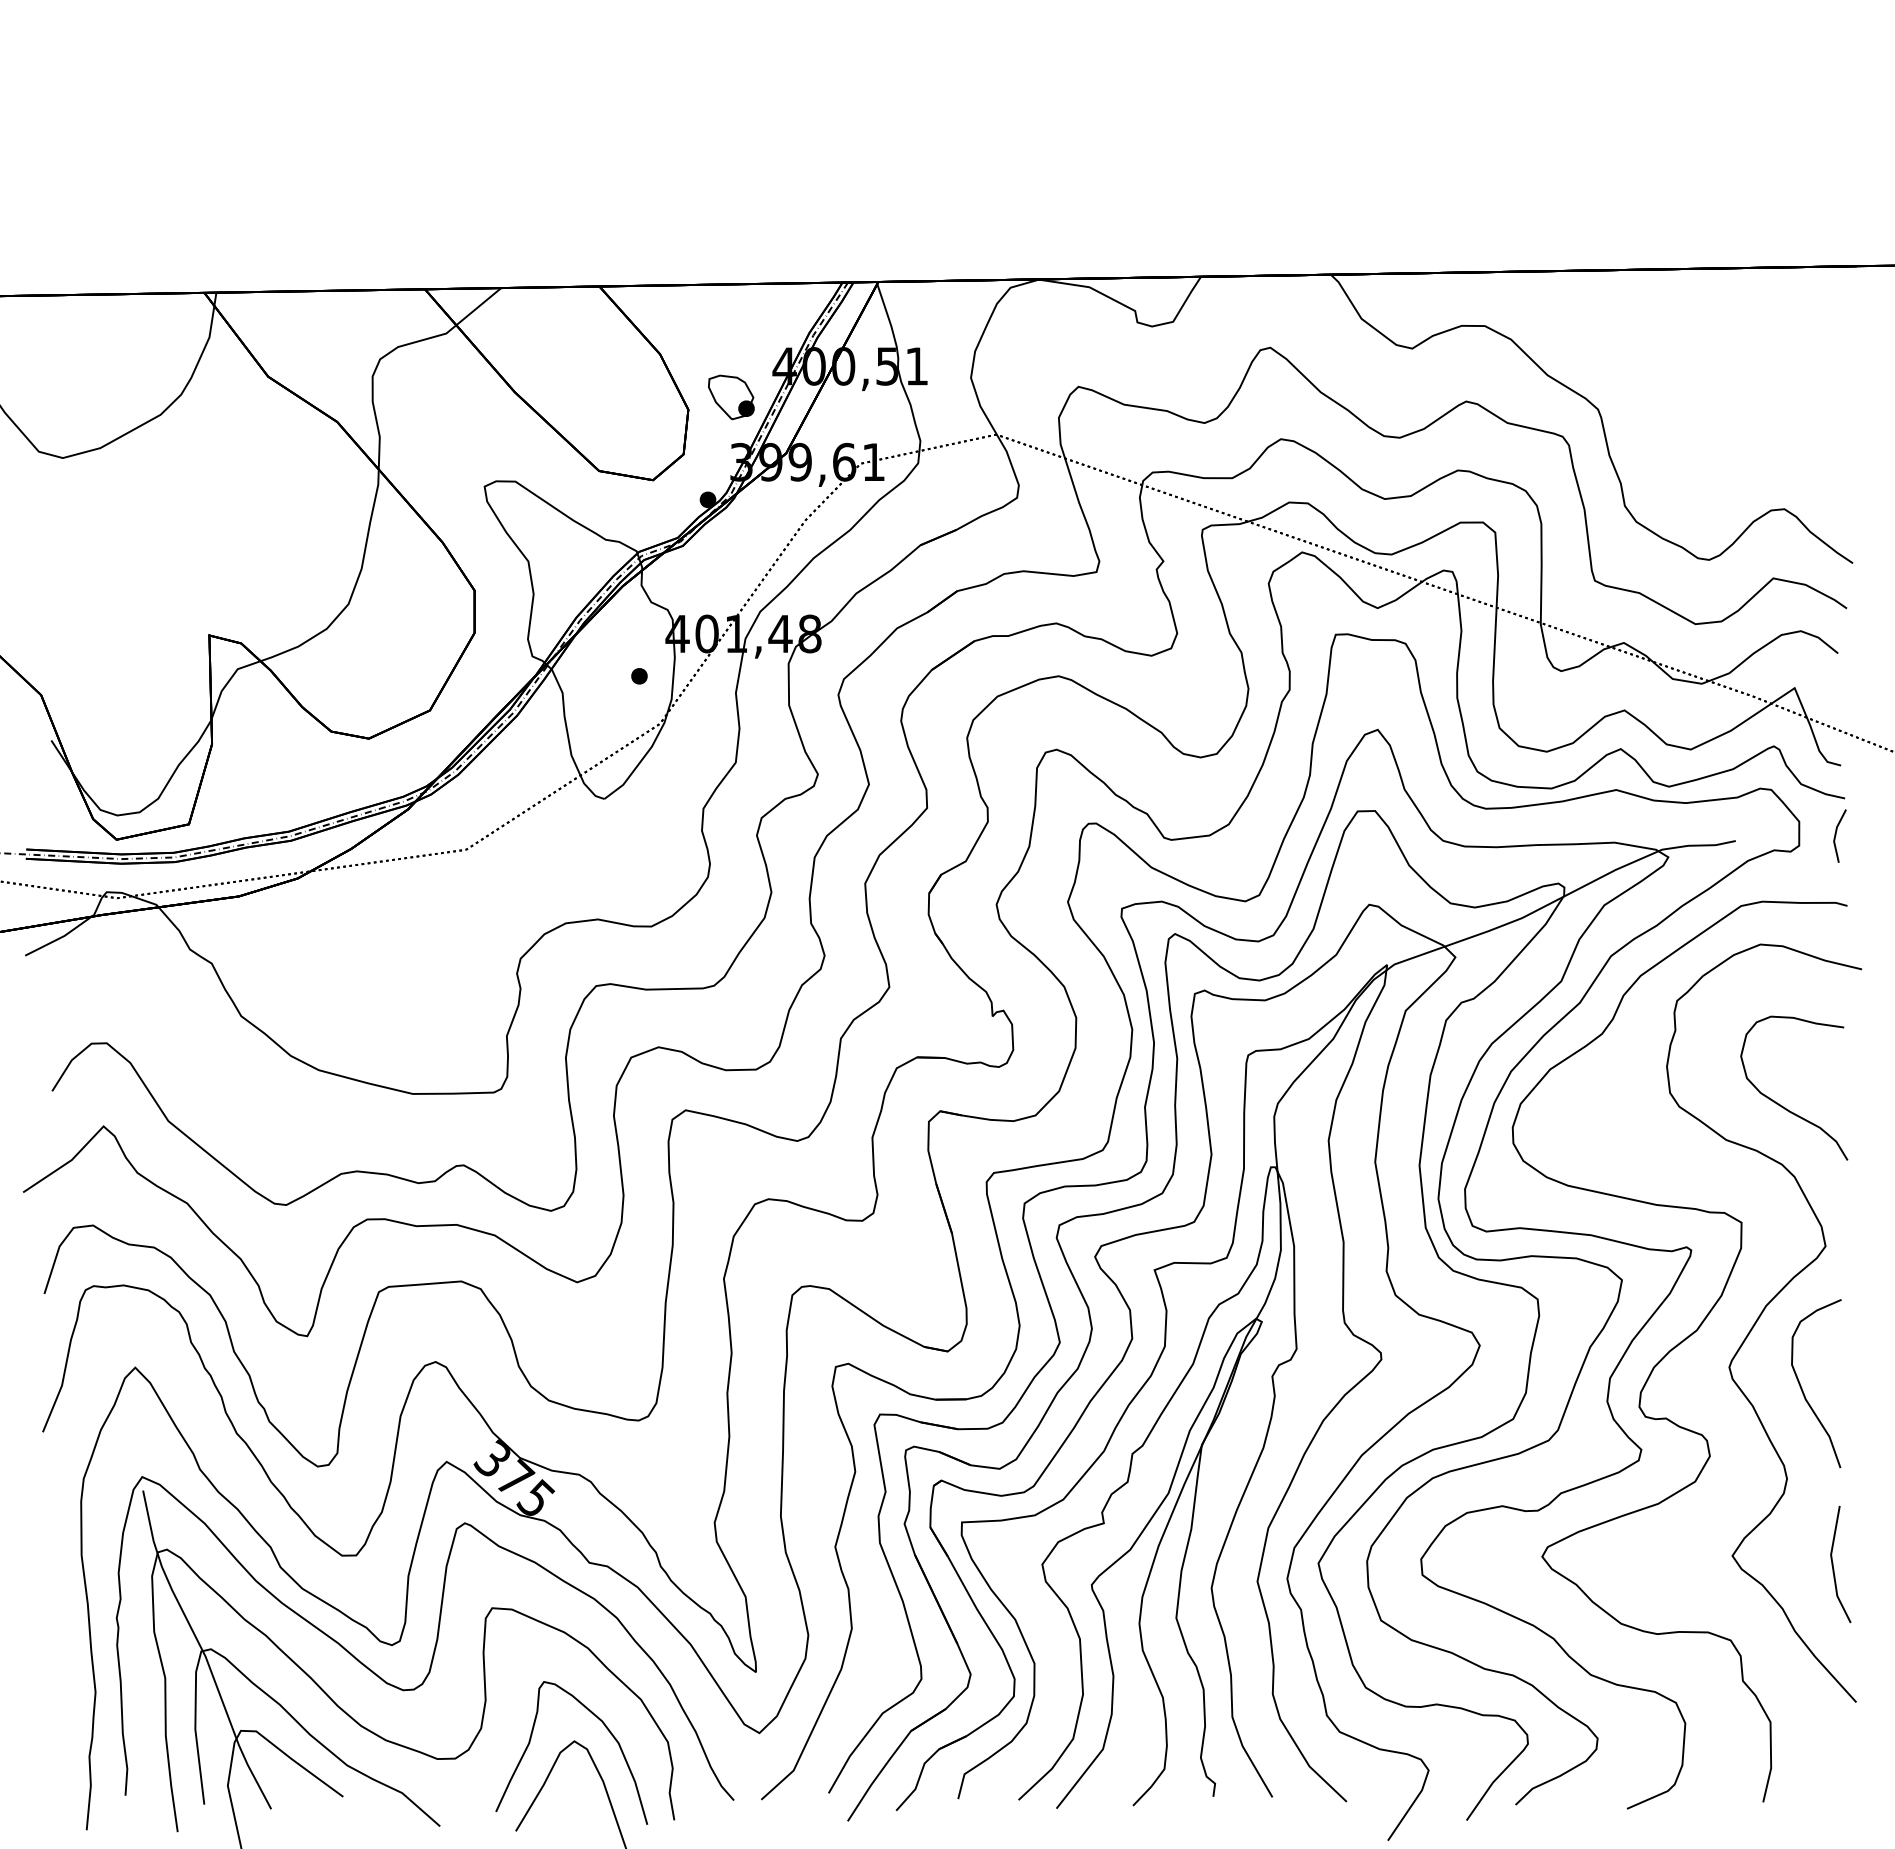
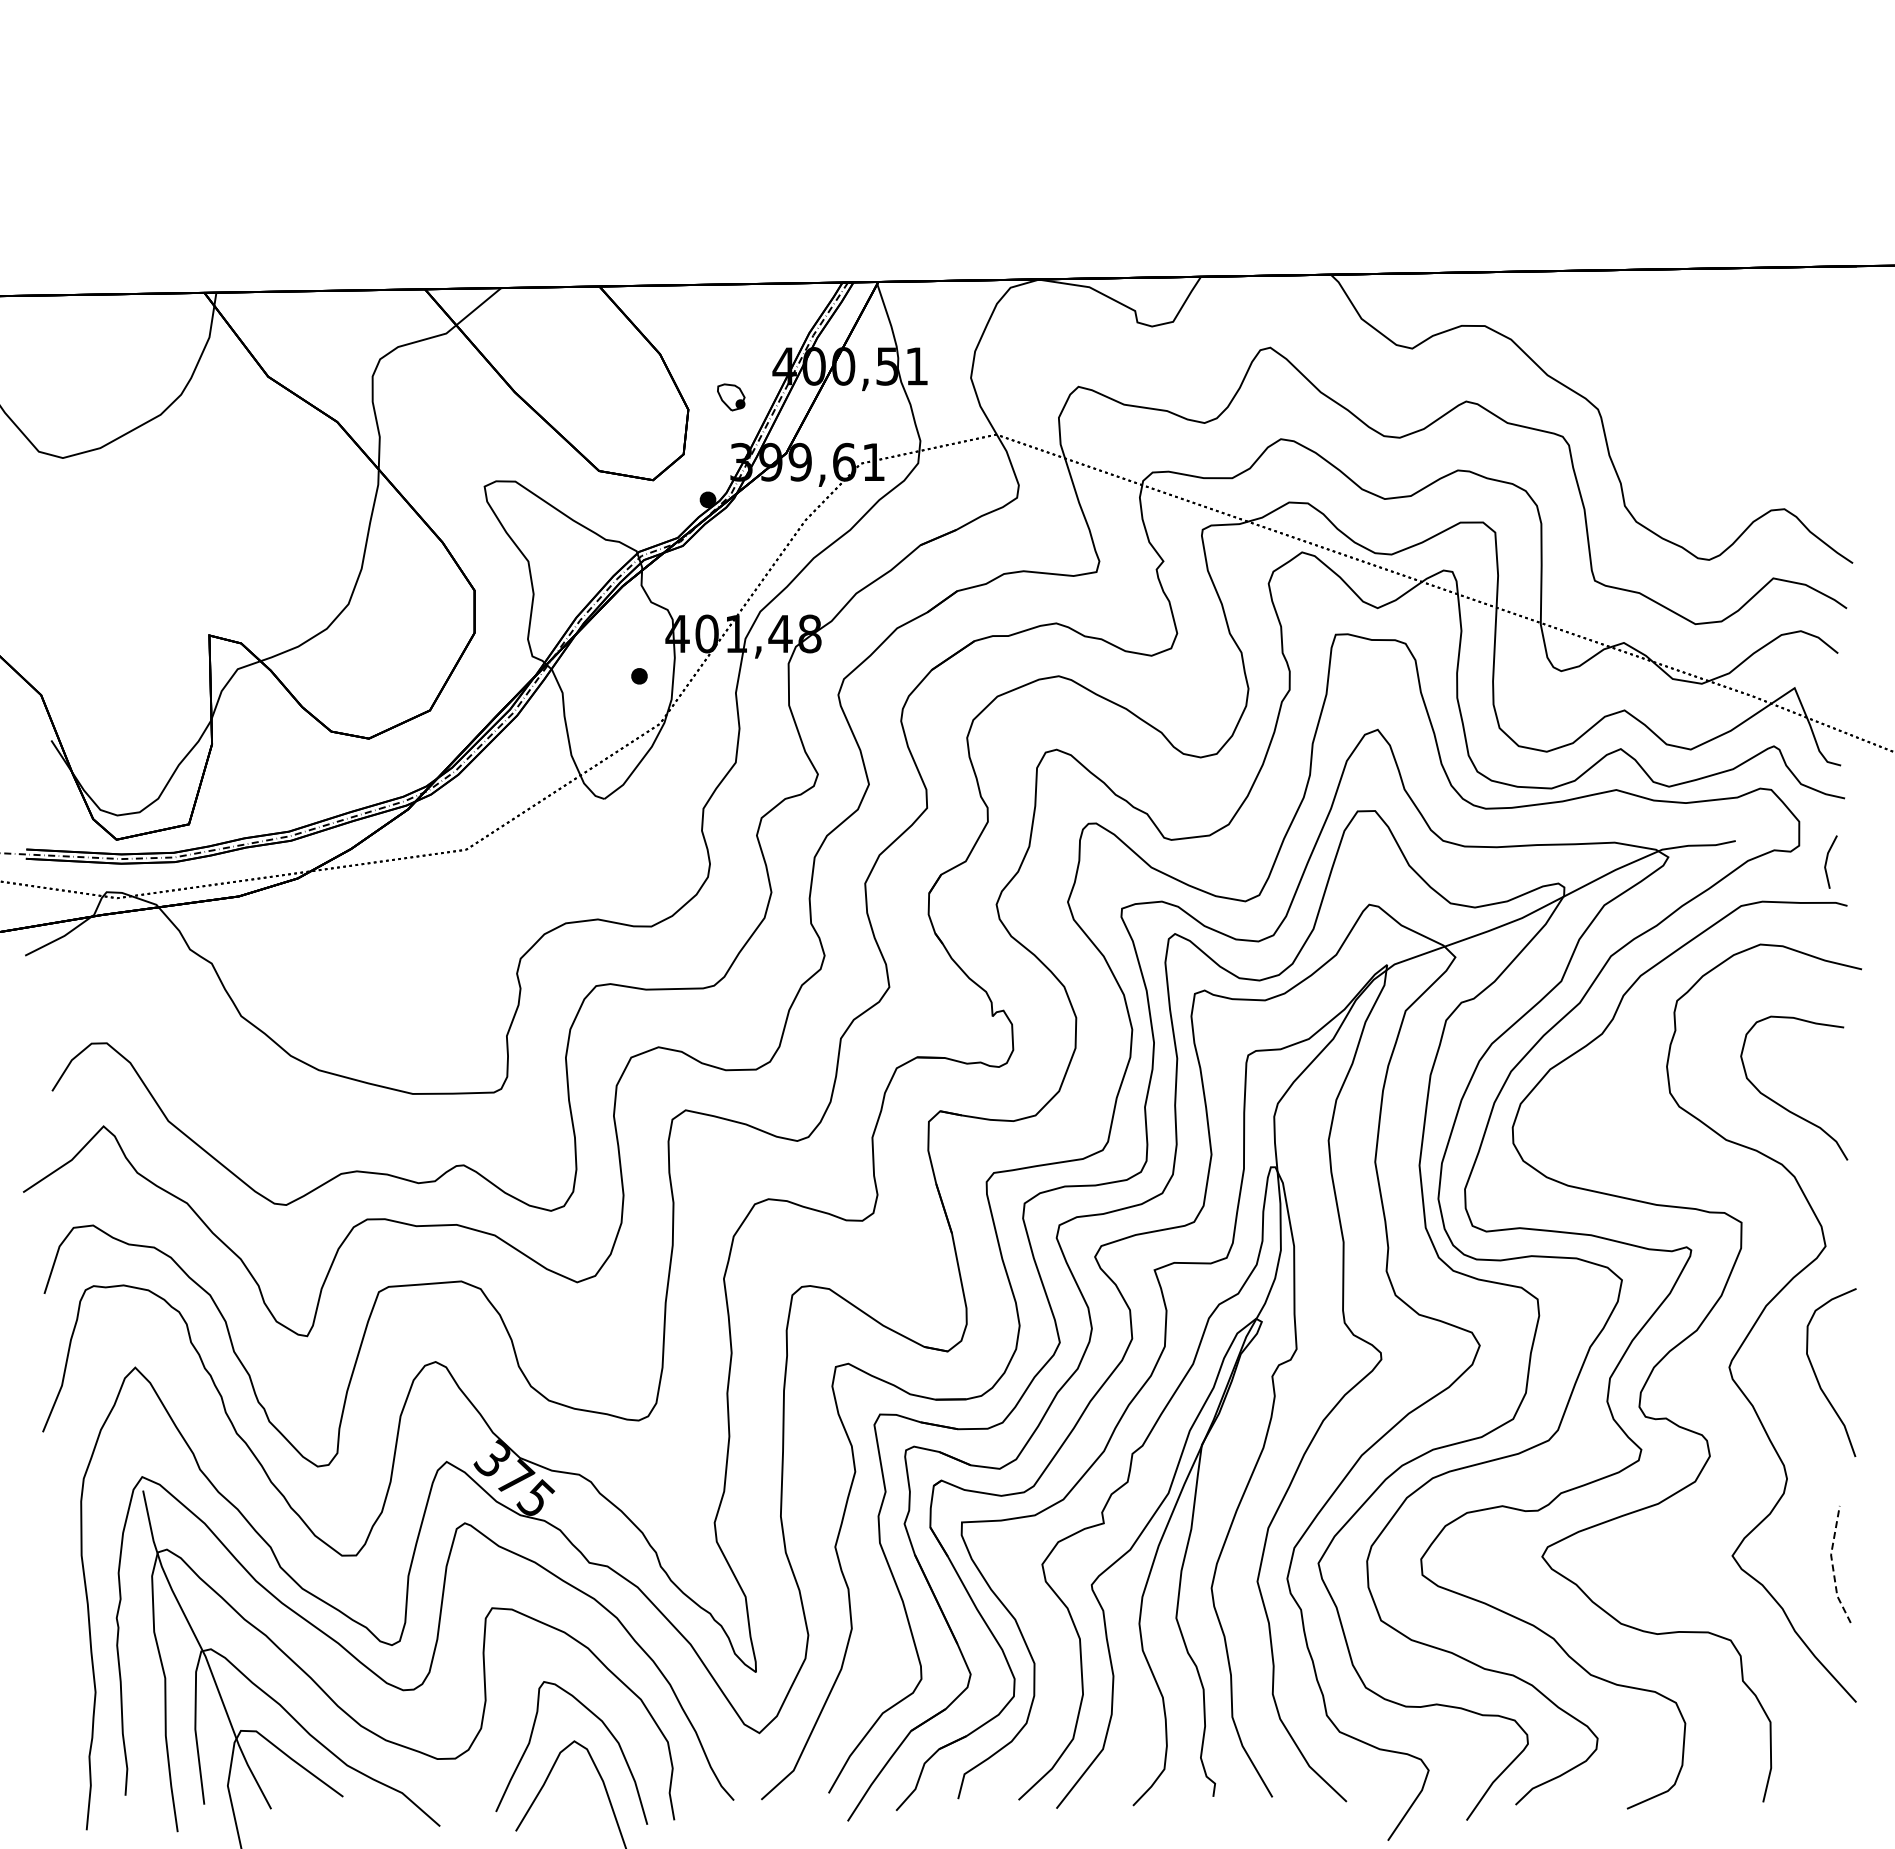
part size: 47x47 px -> 29x29 px (731, 397)
line position: (1836, 835) -> (1827, 861) (1827, 861)
curve position: (1803, 1390) -> (1818, 1379) (1818, 1379)
line: solid -> dashed (1832, 1565)
